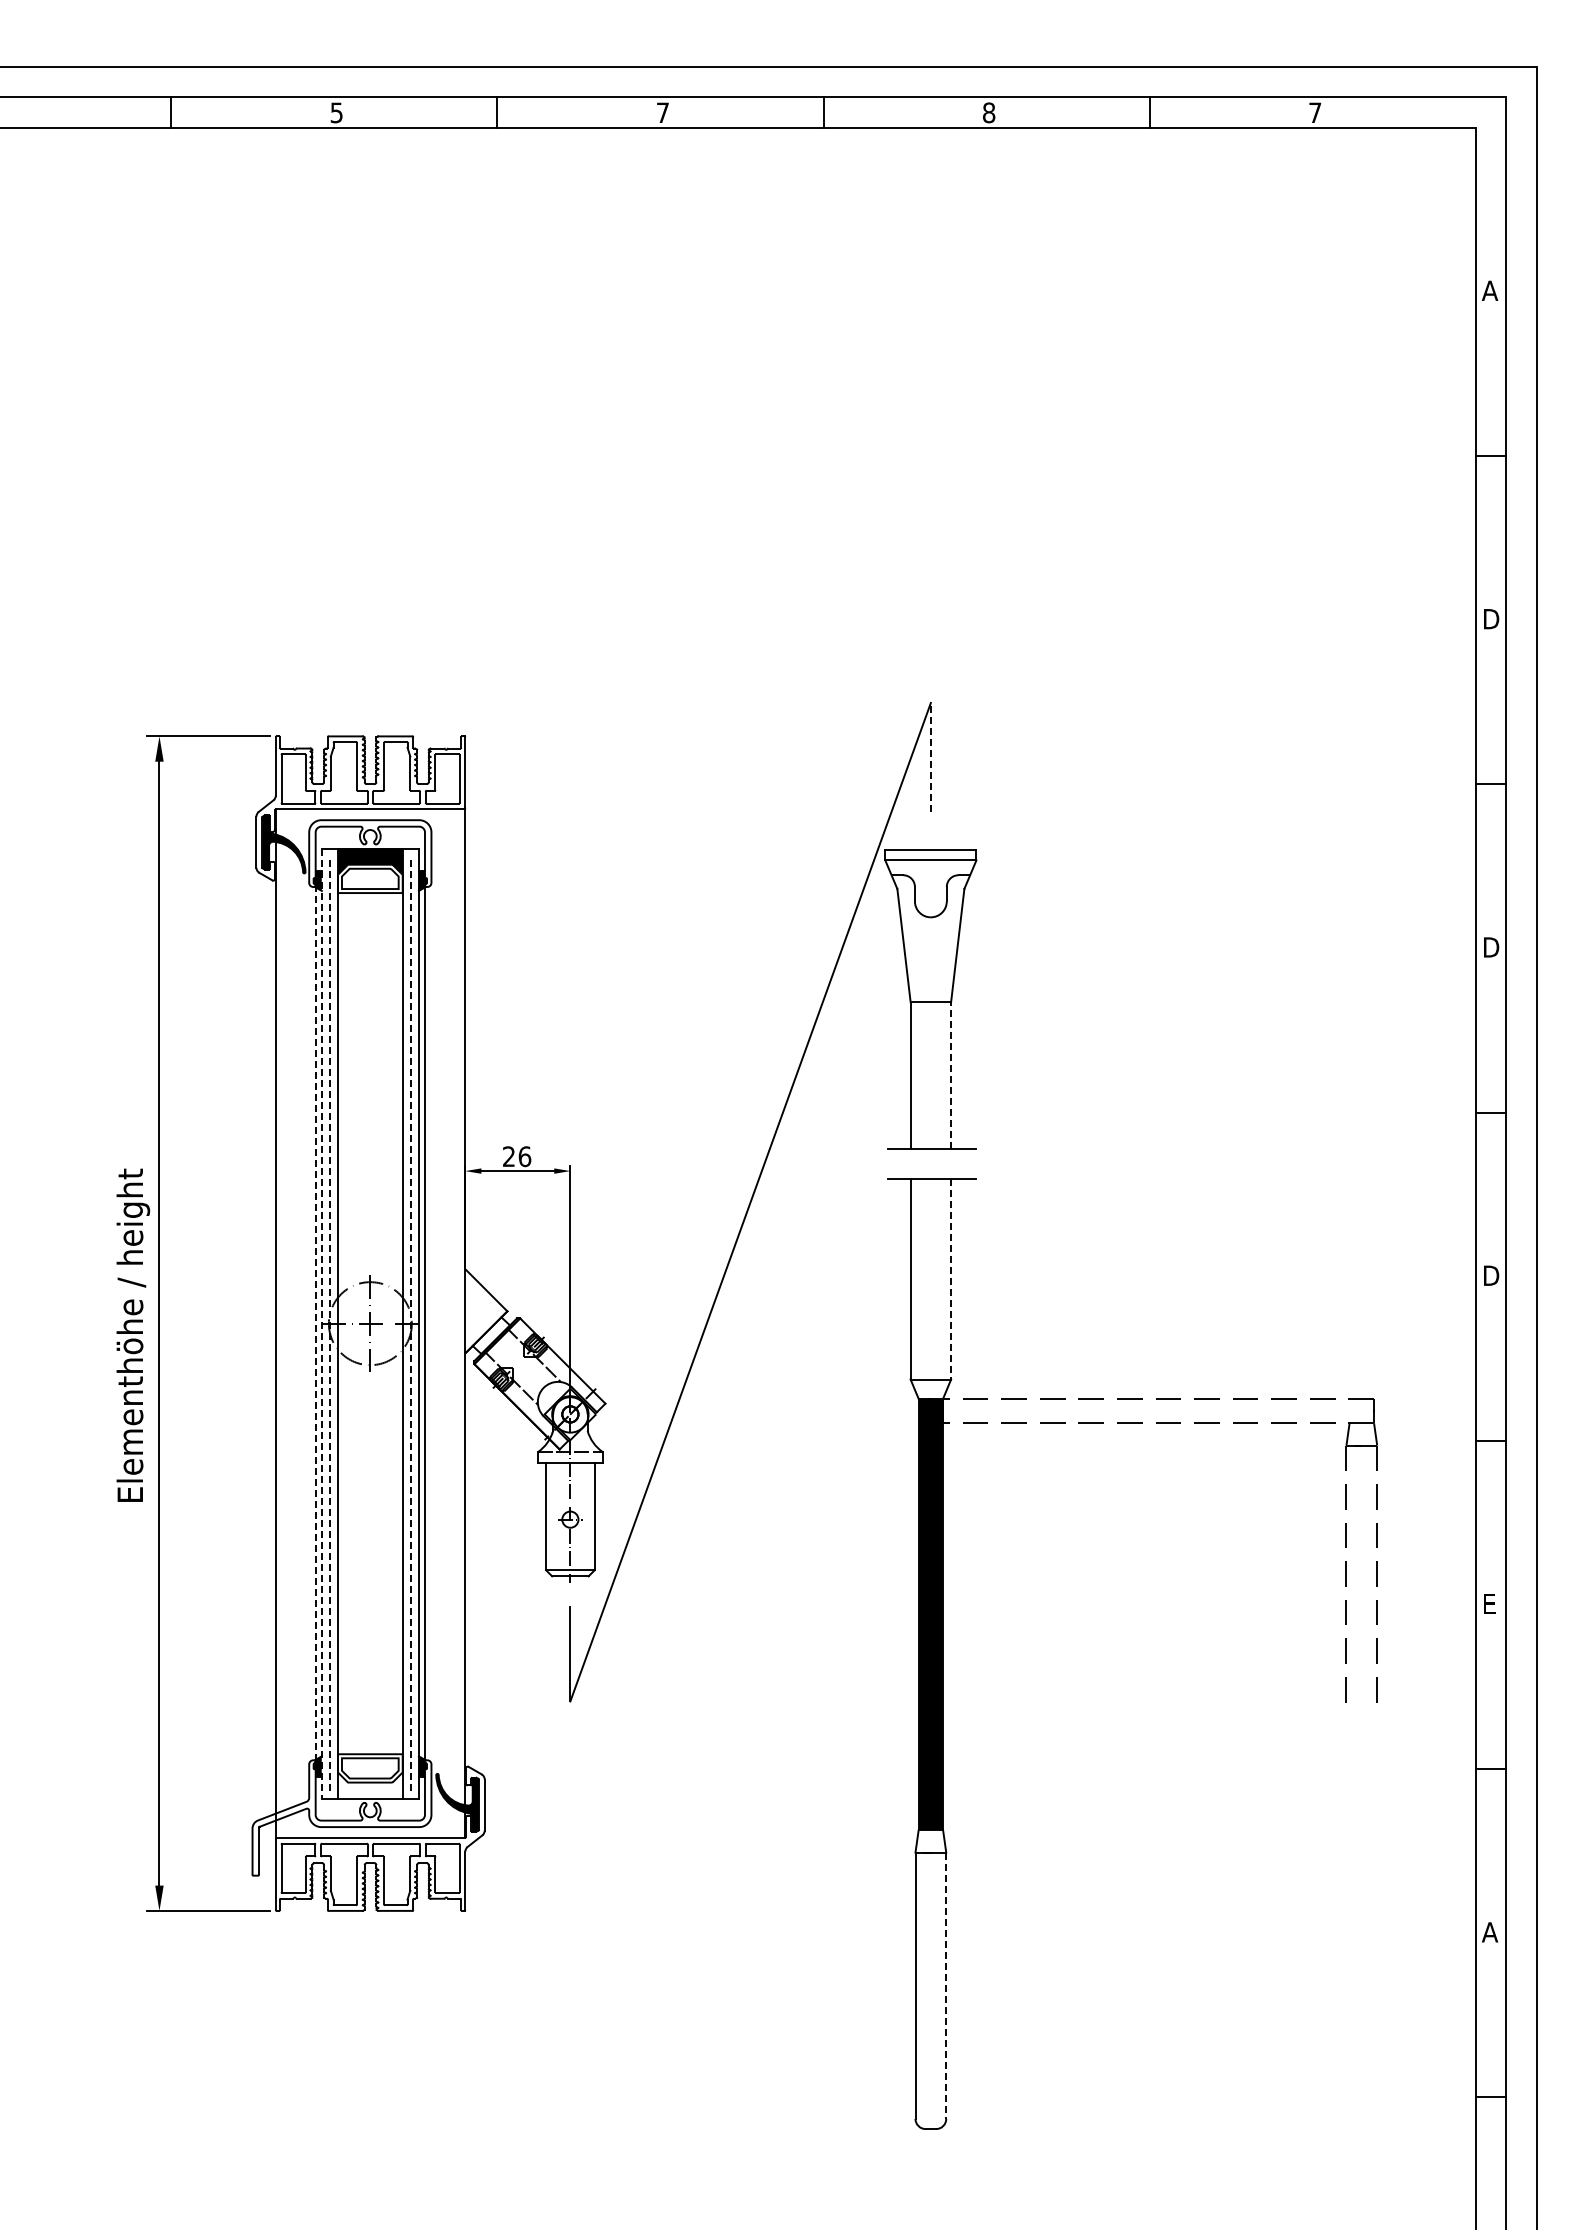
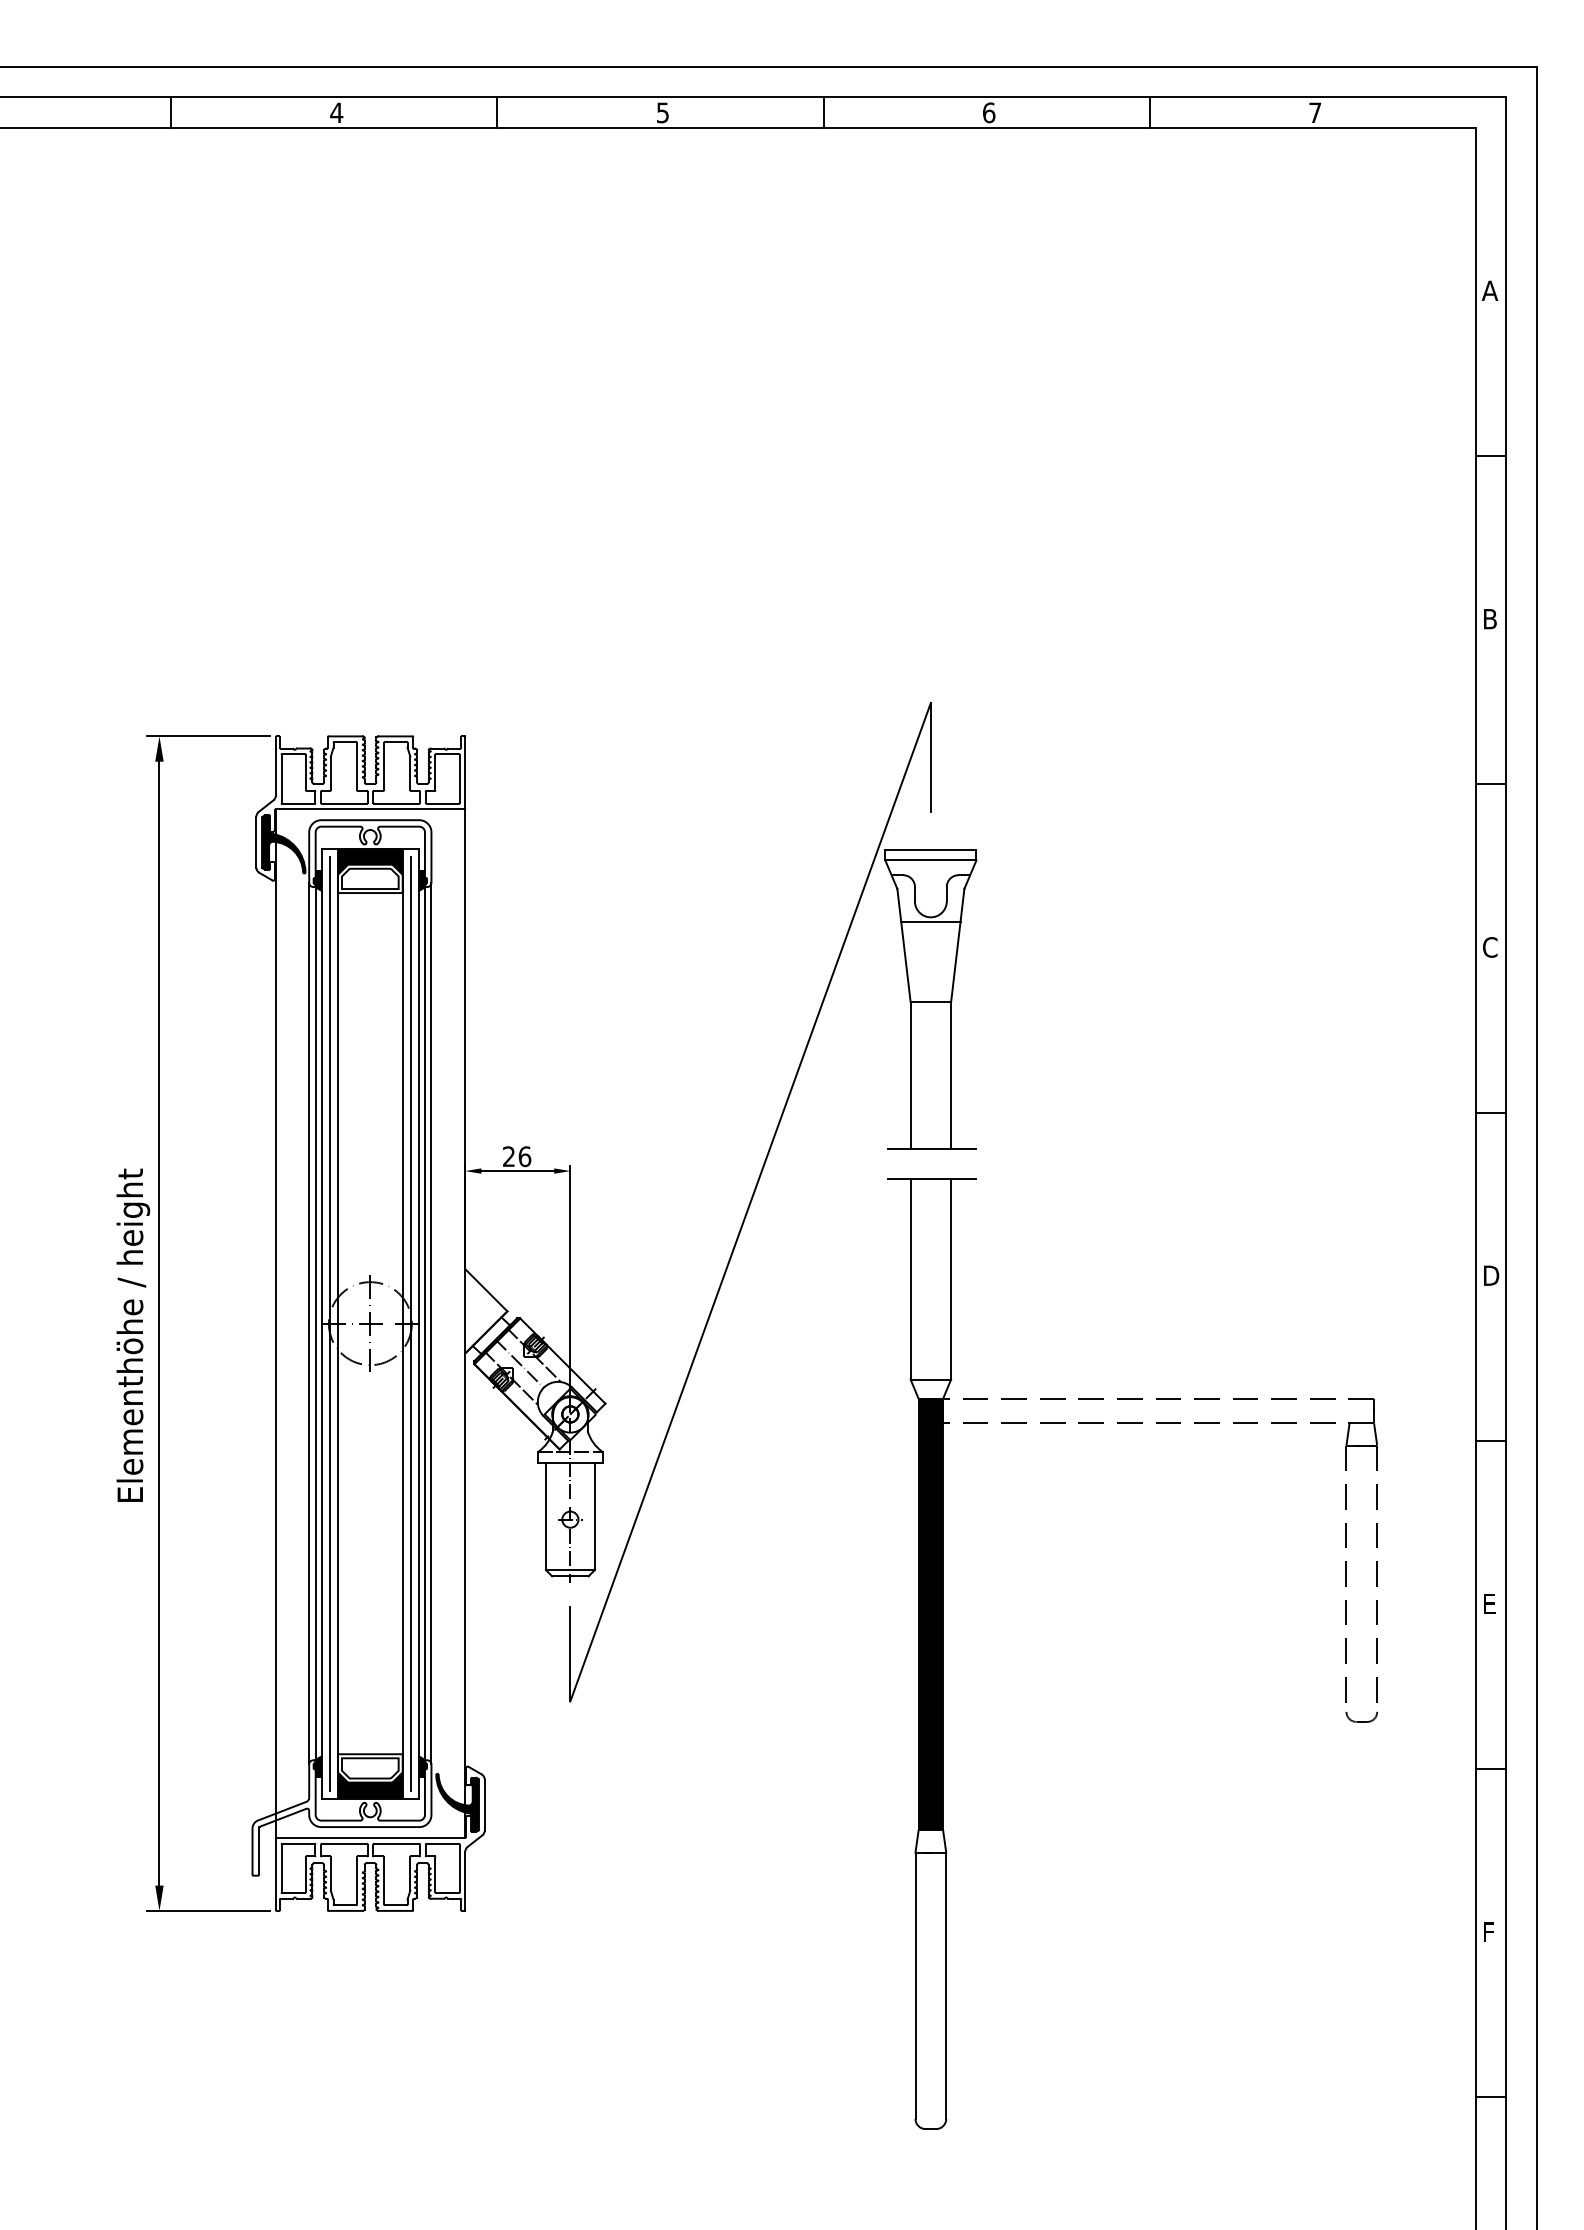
text: 5 -> 4 (336, 112)
text: 7 -> 5 (662, 112)
text: 8 -> 6 (989, 112)
text: D -> B (1492, 619)
line: dashed -> solid (930, 756)
line: none -> present (930, 922)
text: D -> C (1491, 947)
line: dashed -> solid (951, 1075)
line: dashed -> solid (951, 1279)
line: none -> present (309, 1323)
line: dashed -> solid (315, 1323)
line: dashed -> solid (329, 1323)
line: dashed -> solid (410, 1323)
line: none -> present (431, 1323)
line: dashed -> solid (321, 1324)
line: none -> present (519, 1363)
part: none -> present (1361, 1716)
fill: none -> present (369, 1785)
text: A -> F (1489, 1932)
line: dashed -> solid (946, 1986)
